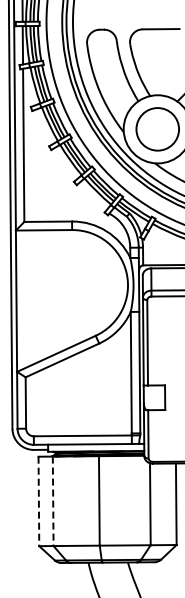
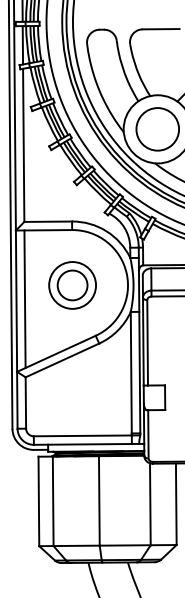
part: none -> present (72, 285)
line: none -> present (24, 298)
line: dashed -> solid (38, 501)
line: dashed -> solid (53, 501)
